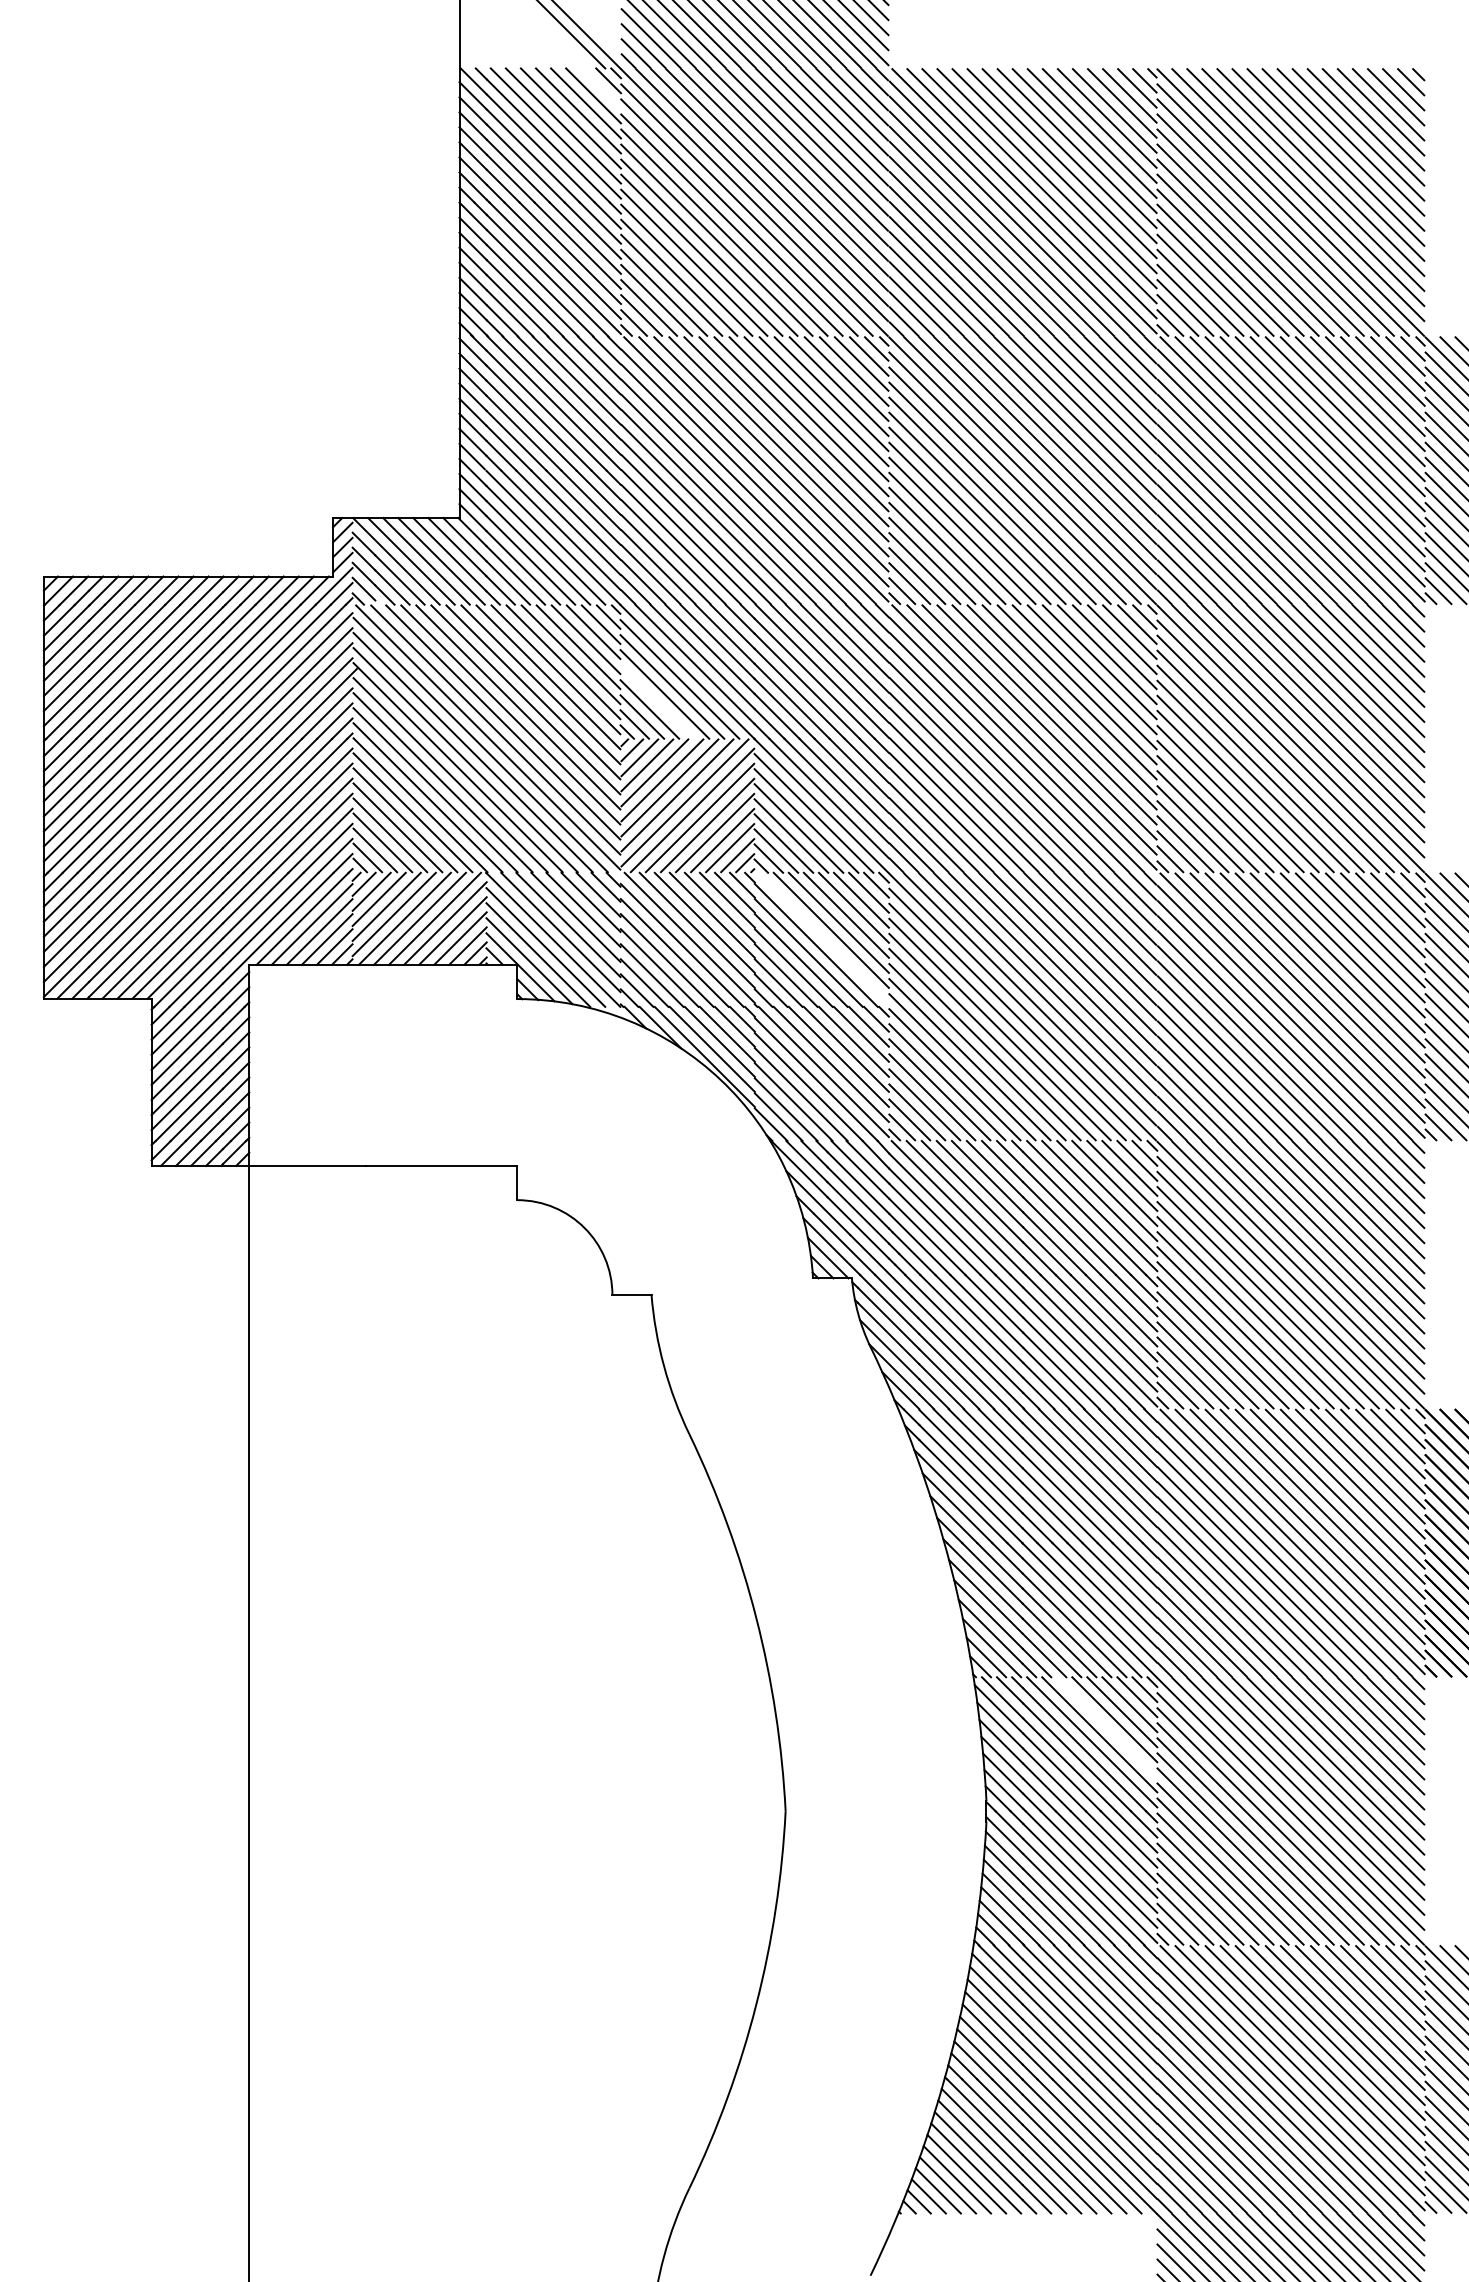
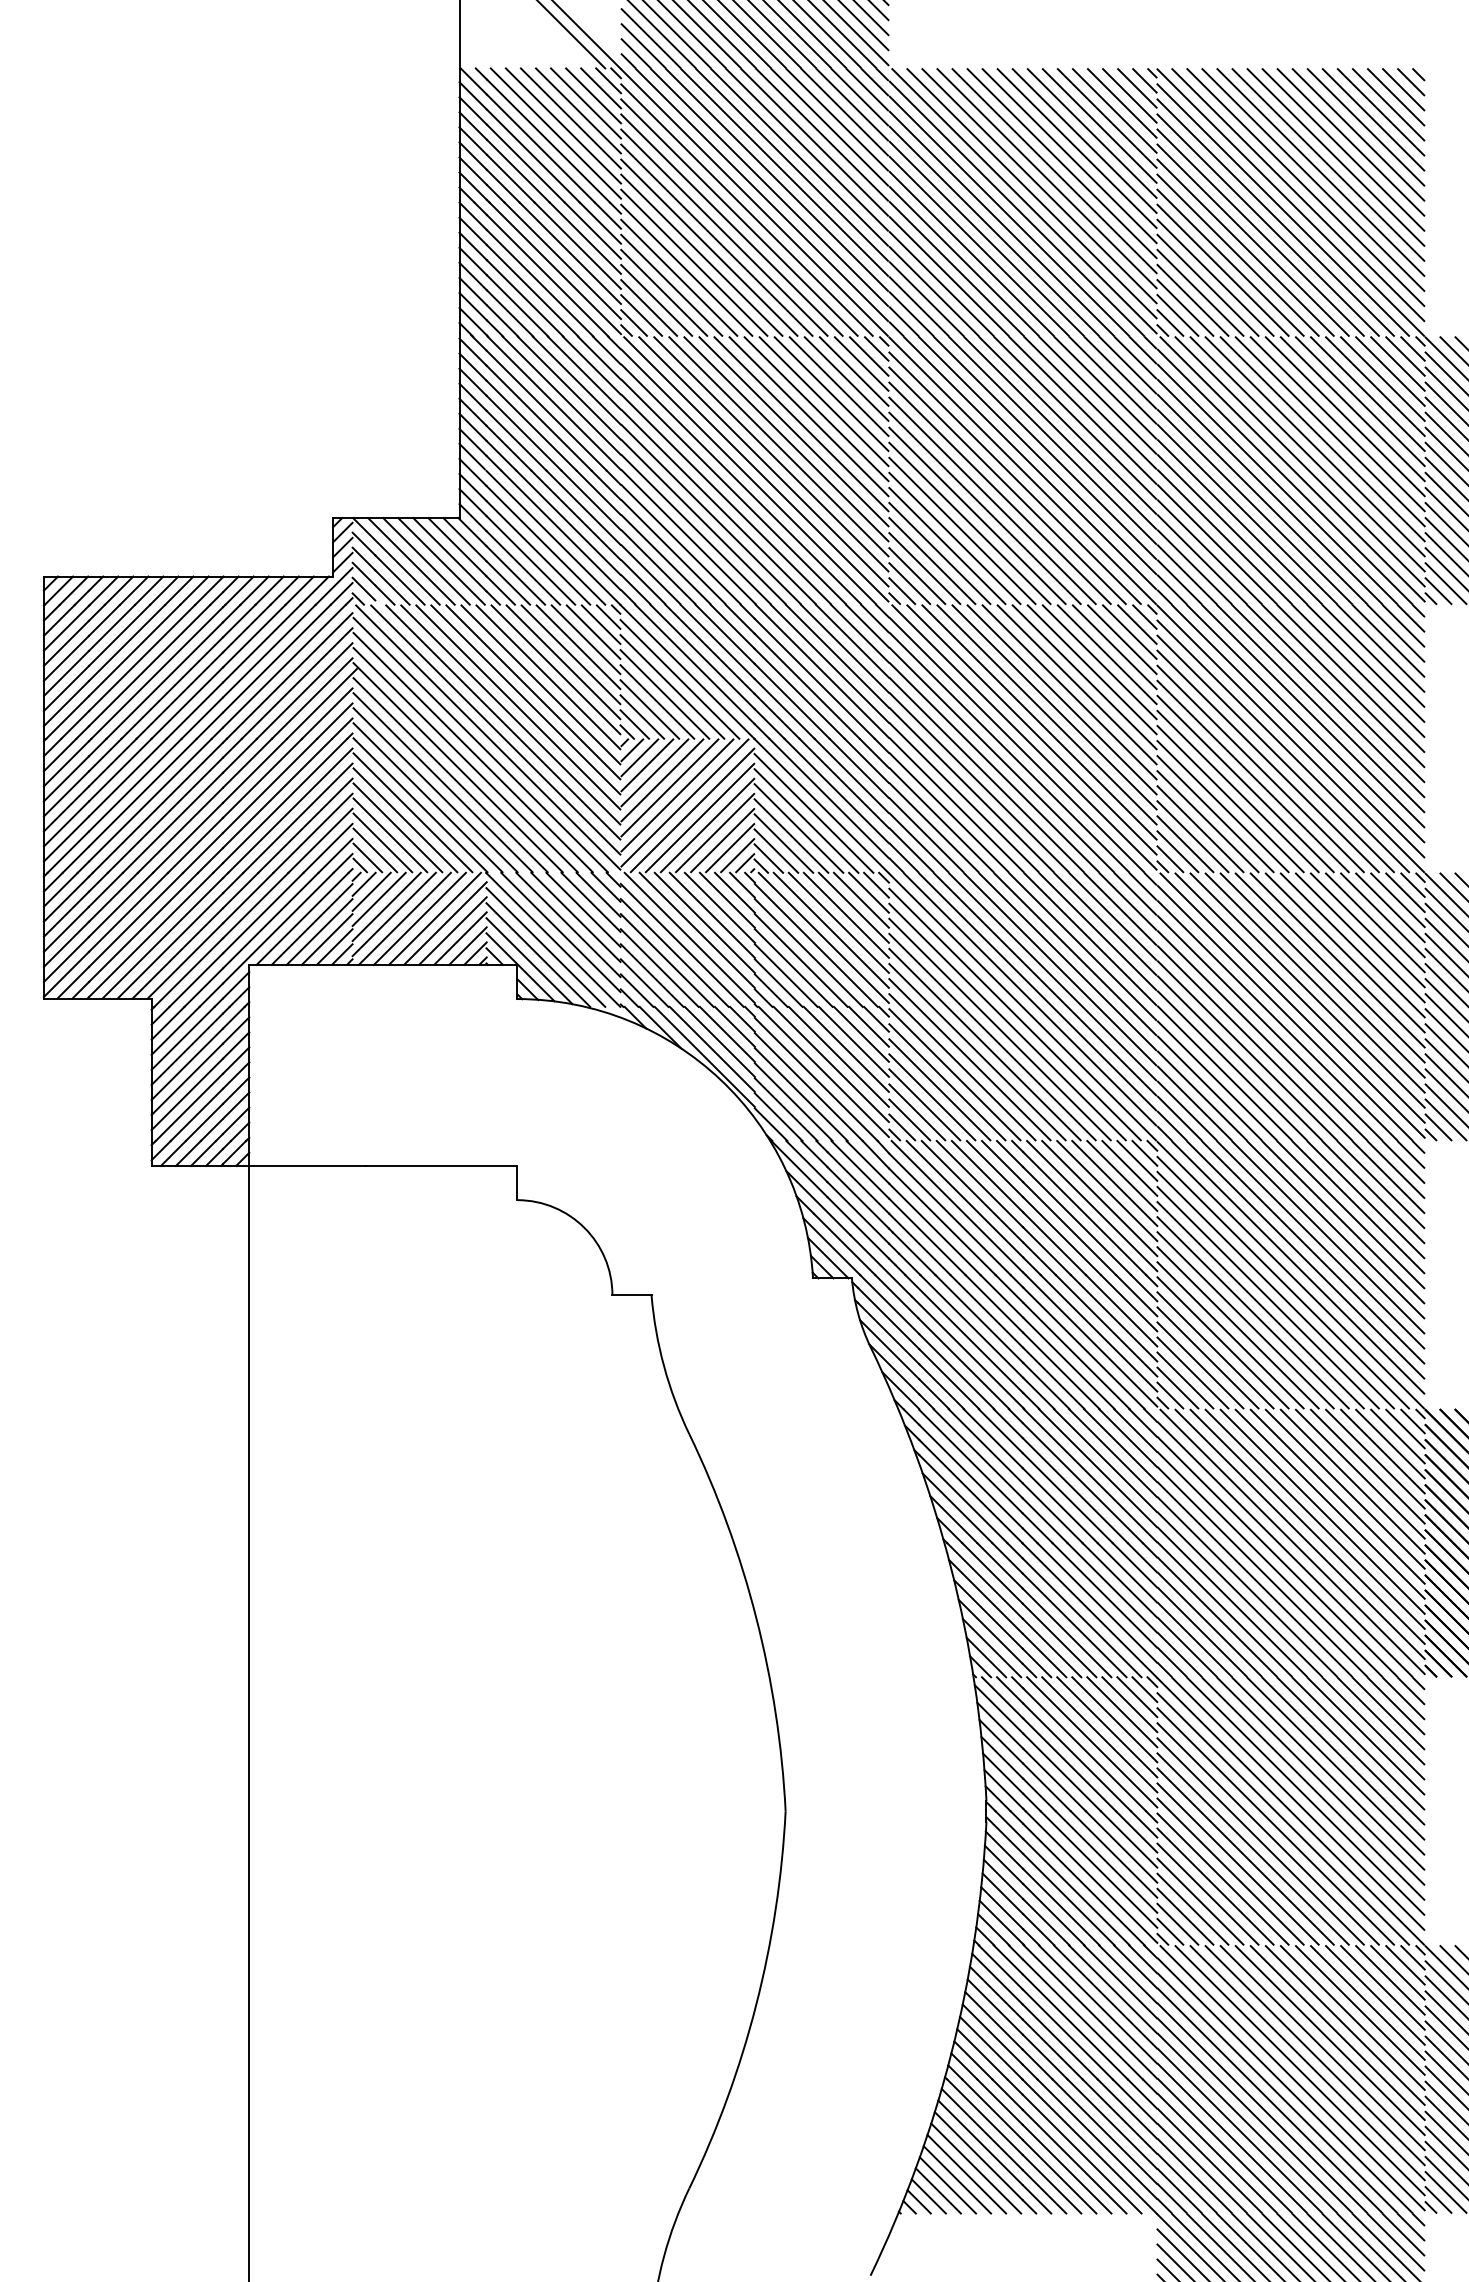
line: none -> present (601, 88)
line: none -> present (657, 701)
line: none -> present (823, 937)
line: none -> present (1107, 1727)
